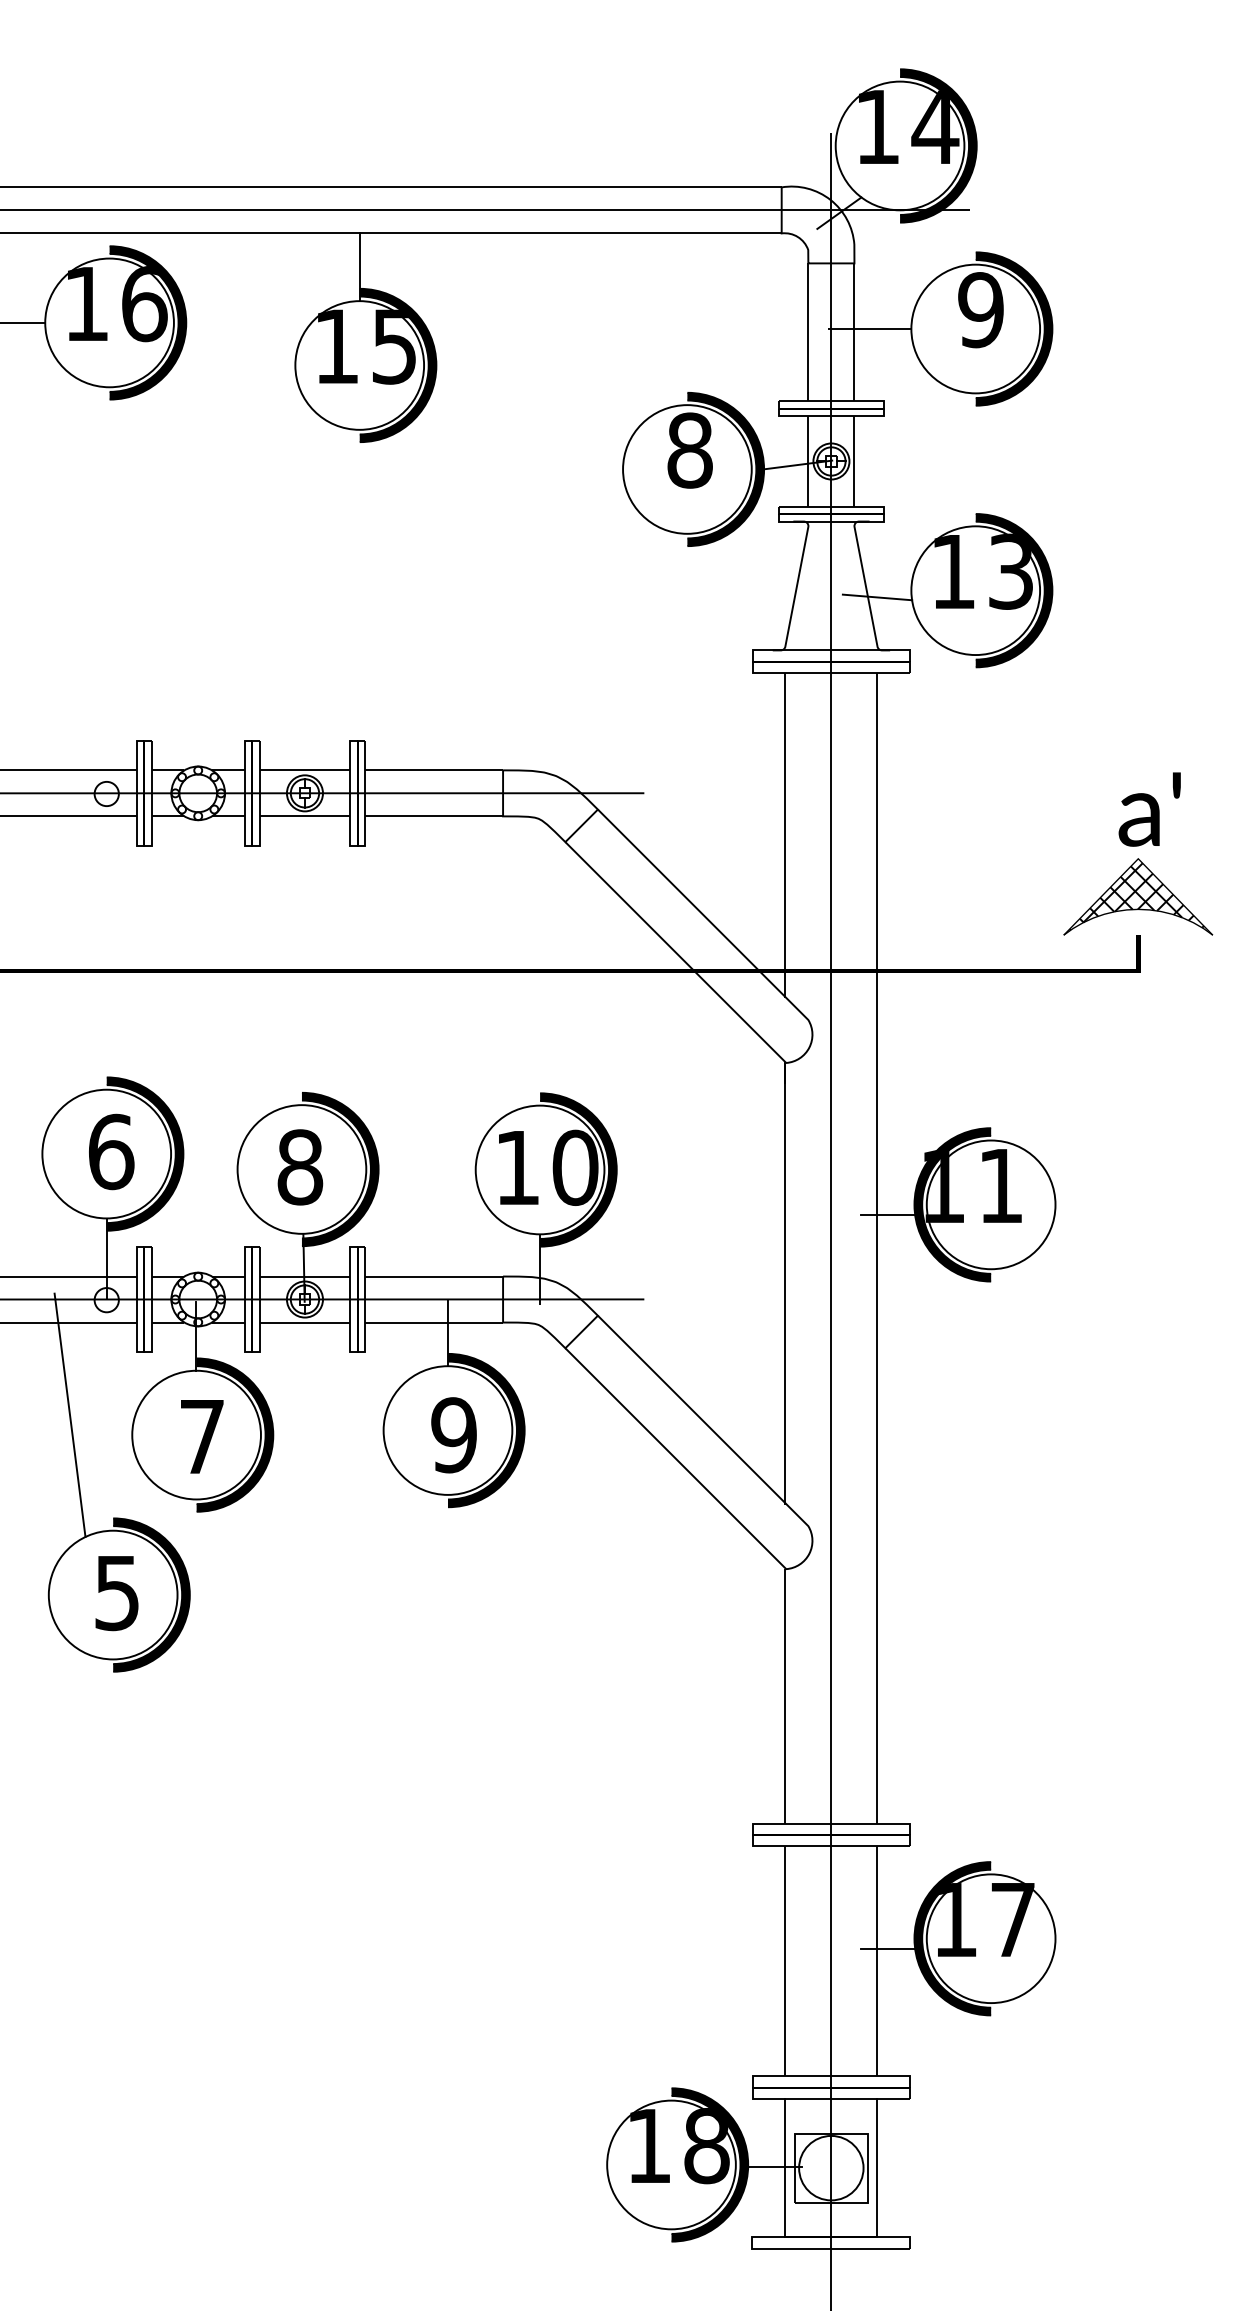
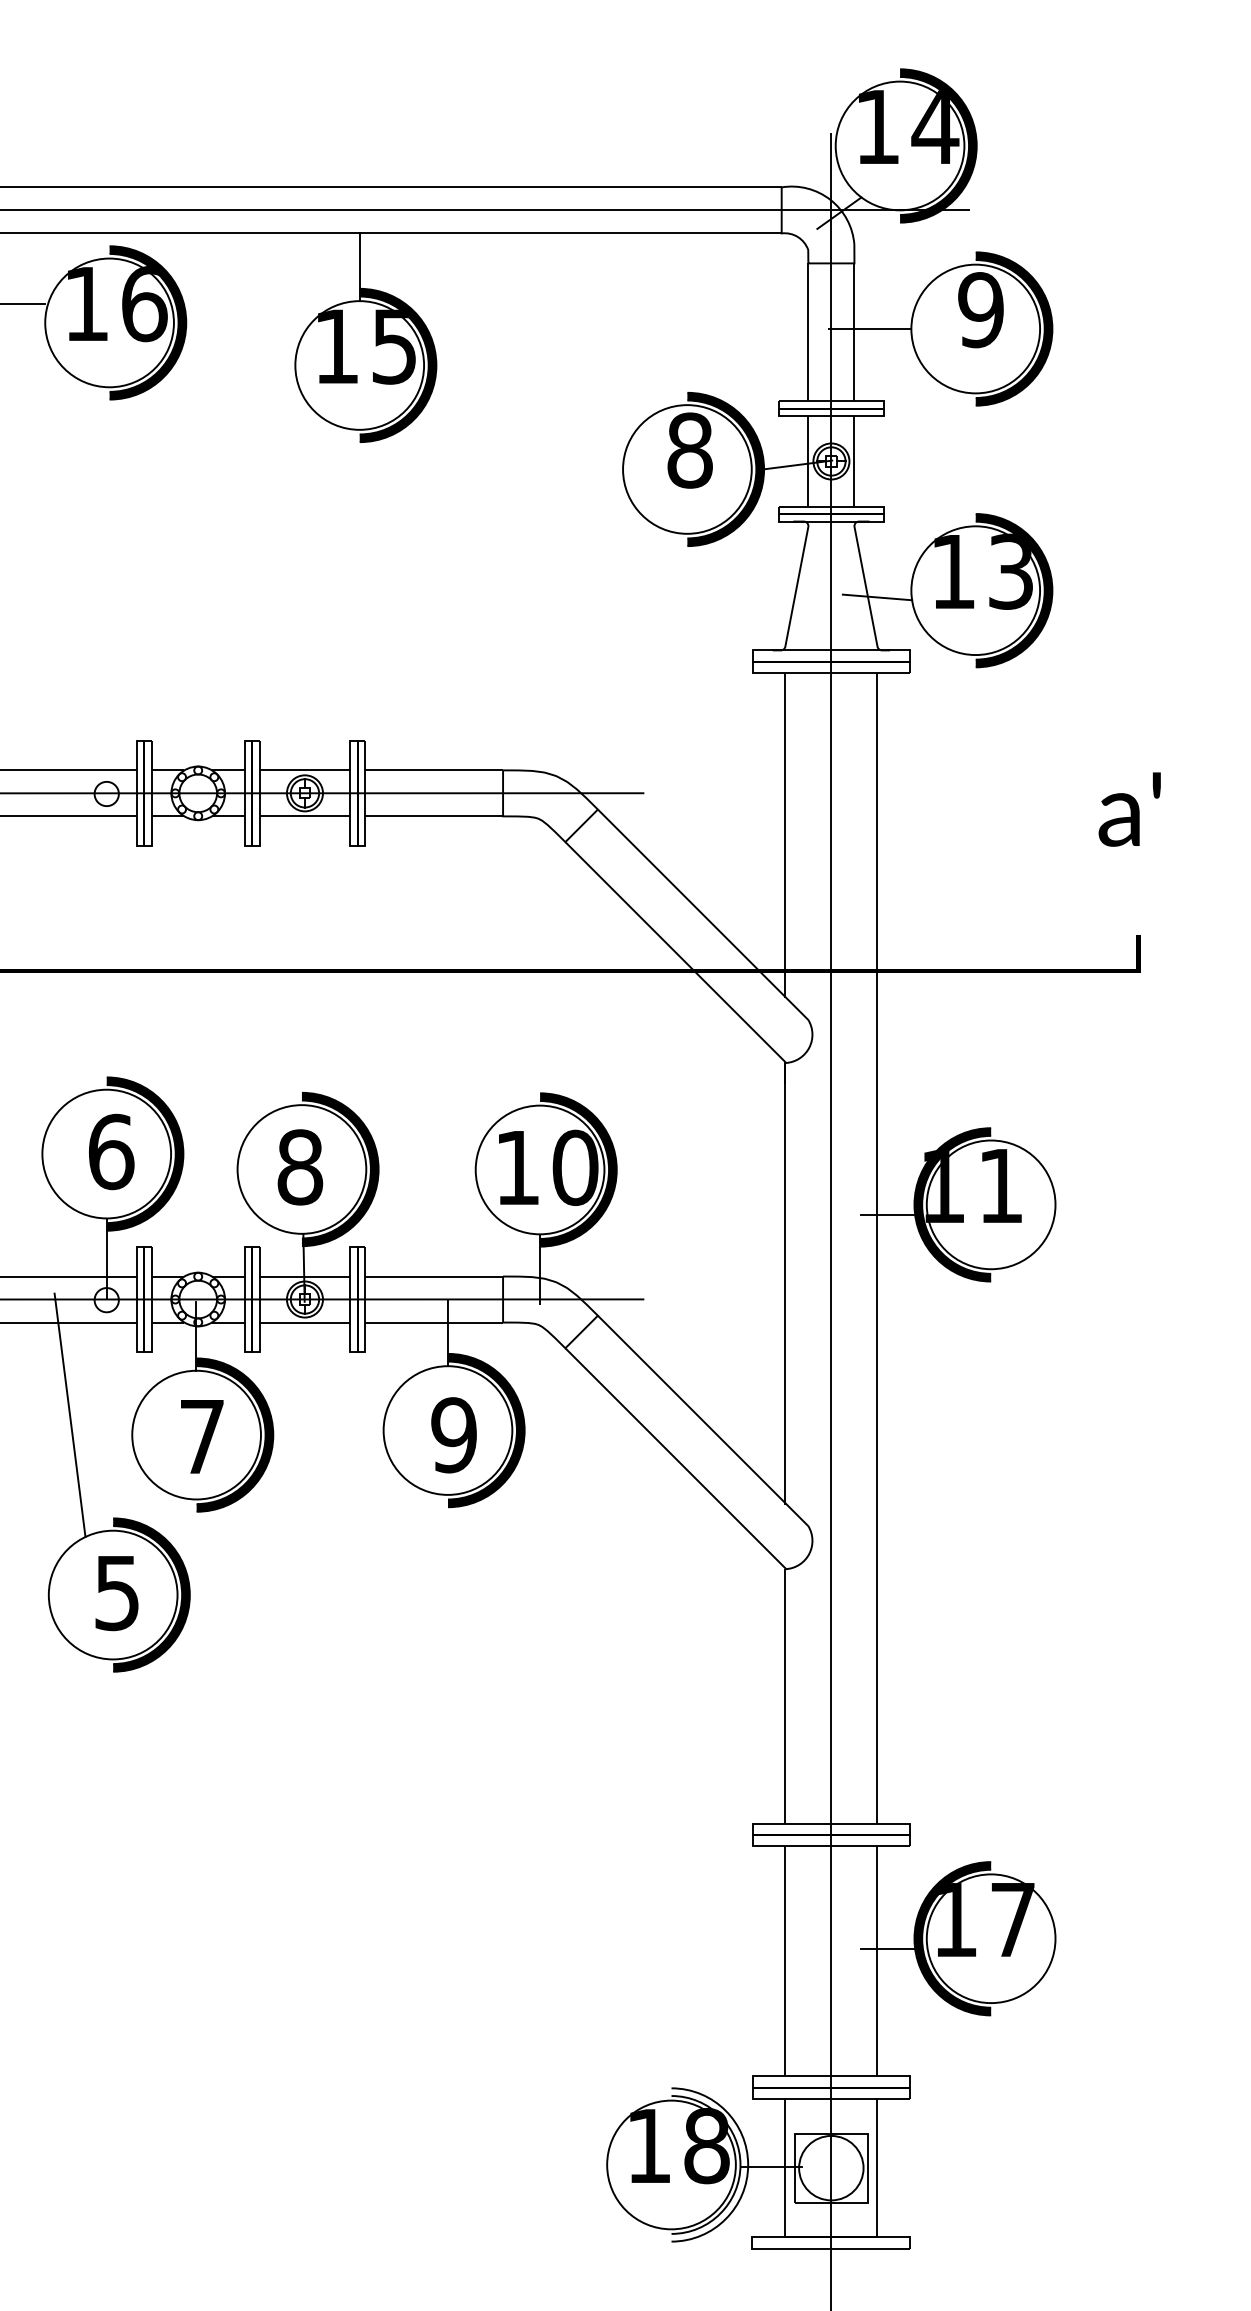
line position: (23, 322) -> (23, 303) (23, 303)
text position: (1149, 809) -> (1129, 809) (1129, 809)
part: present -> none (1138, 896)
fill: present -> none (709, 2164)
